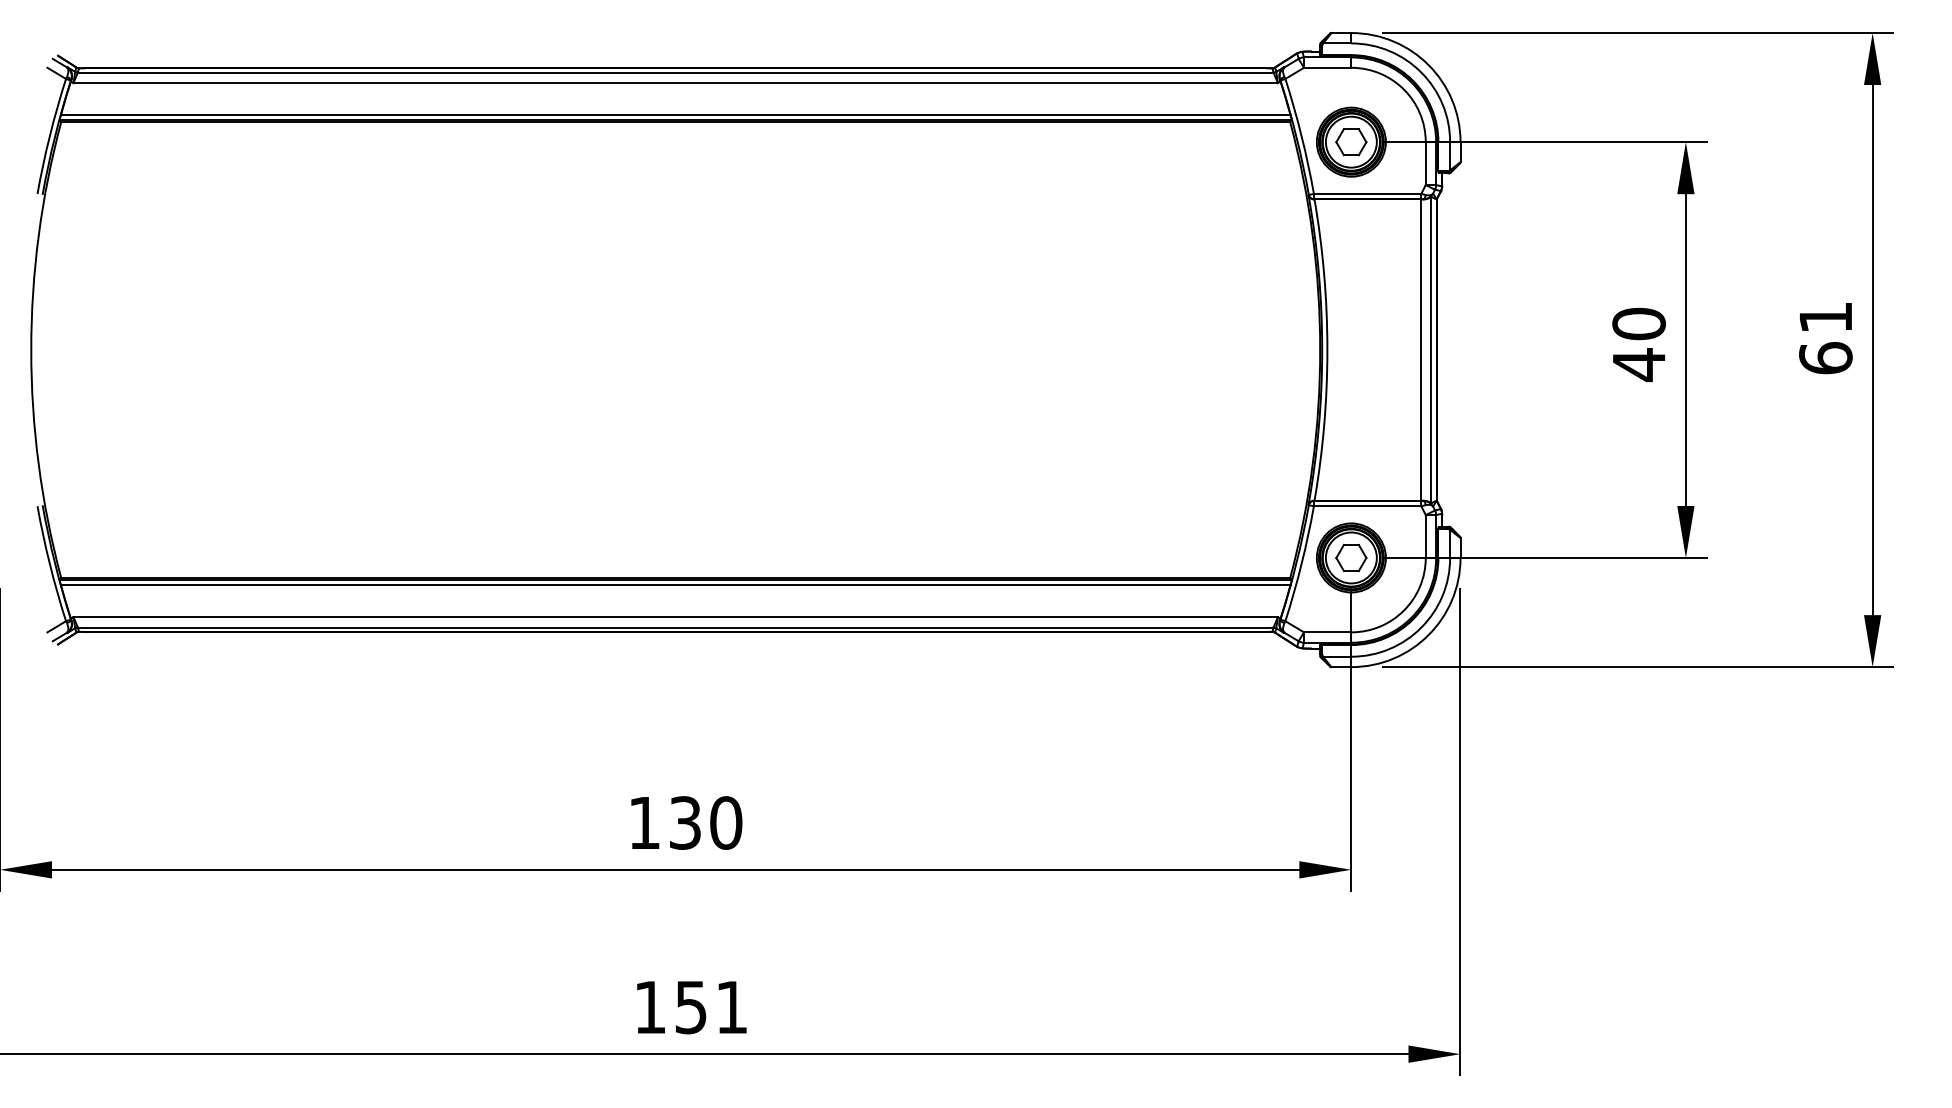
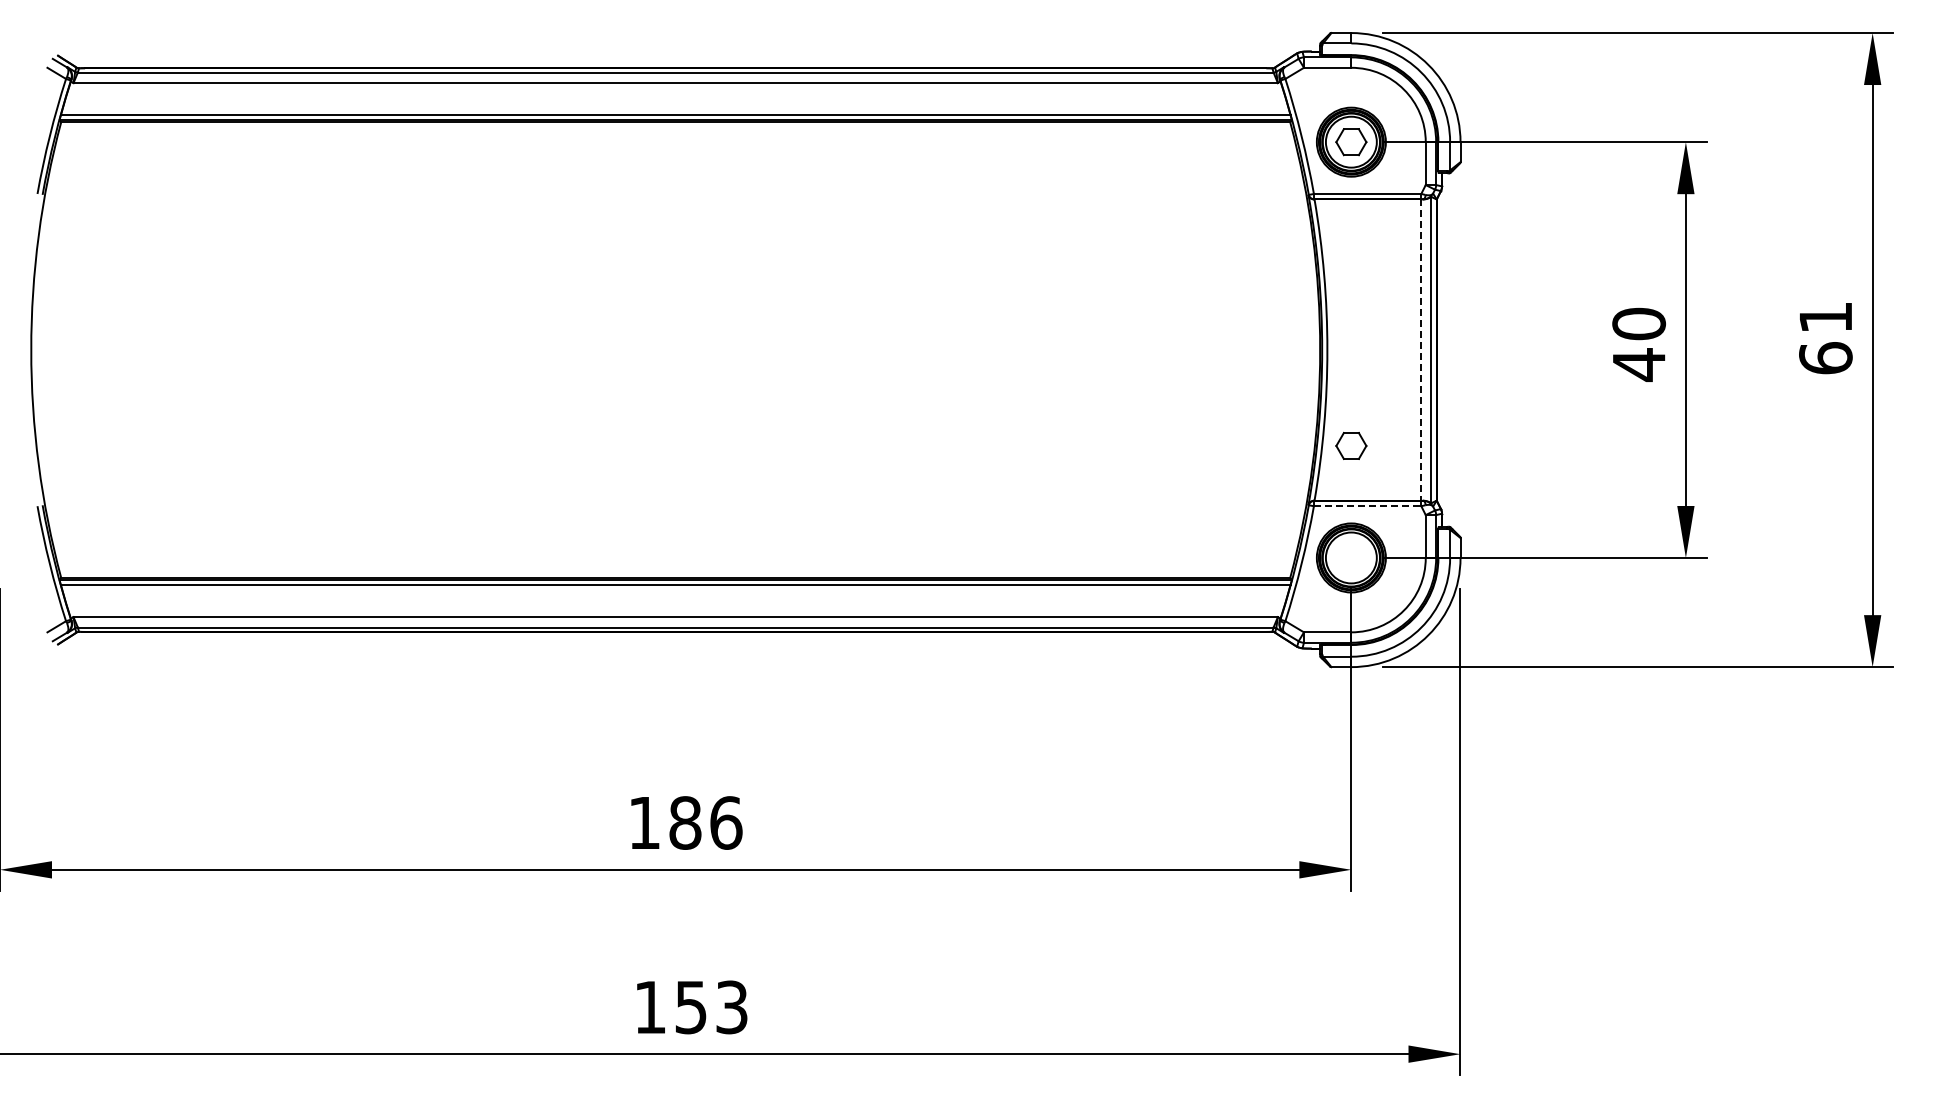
line: solid -> dashed (1420, 350)
line: solid -> dashed (1367, 506)
part position: (1351, 557) -> (1351, 445) (1351, 445)
text: 130 -> 186 (705, 822)
text: 151 -> 153 (731, 1007)
